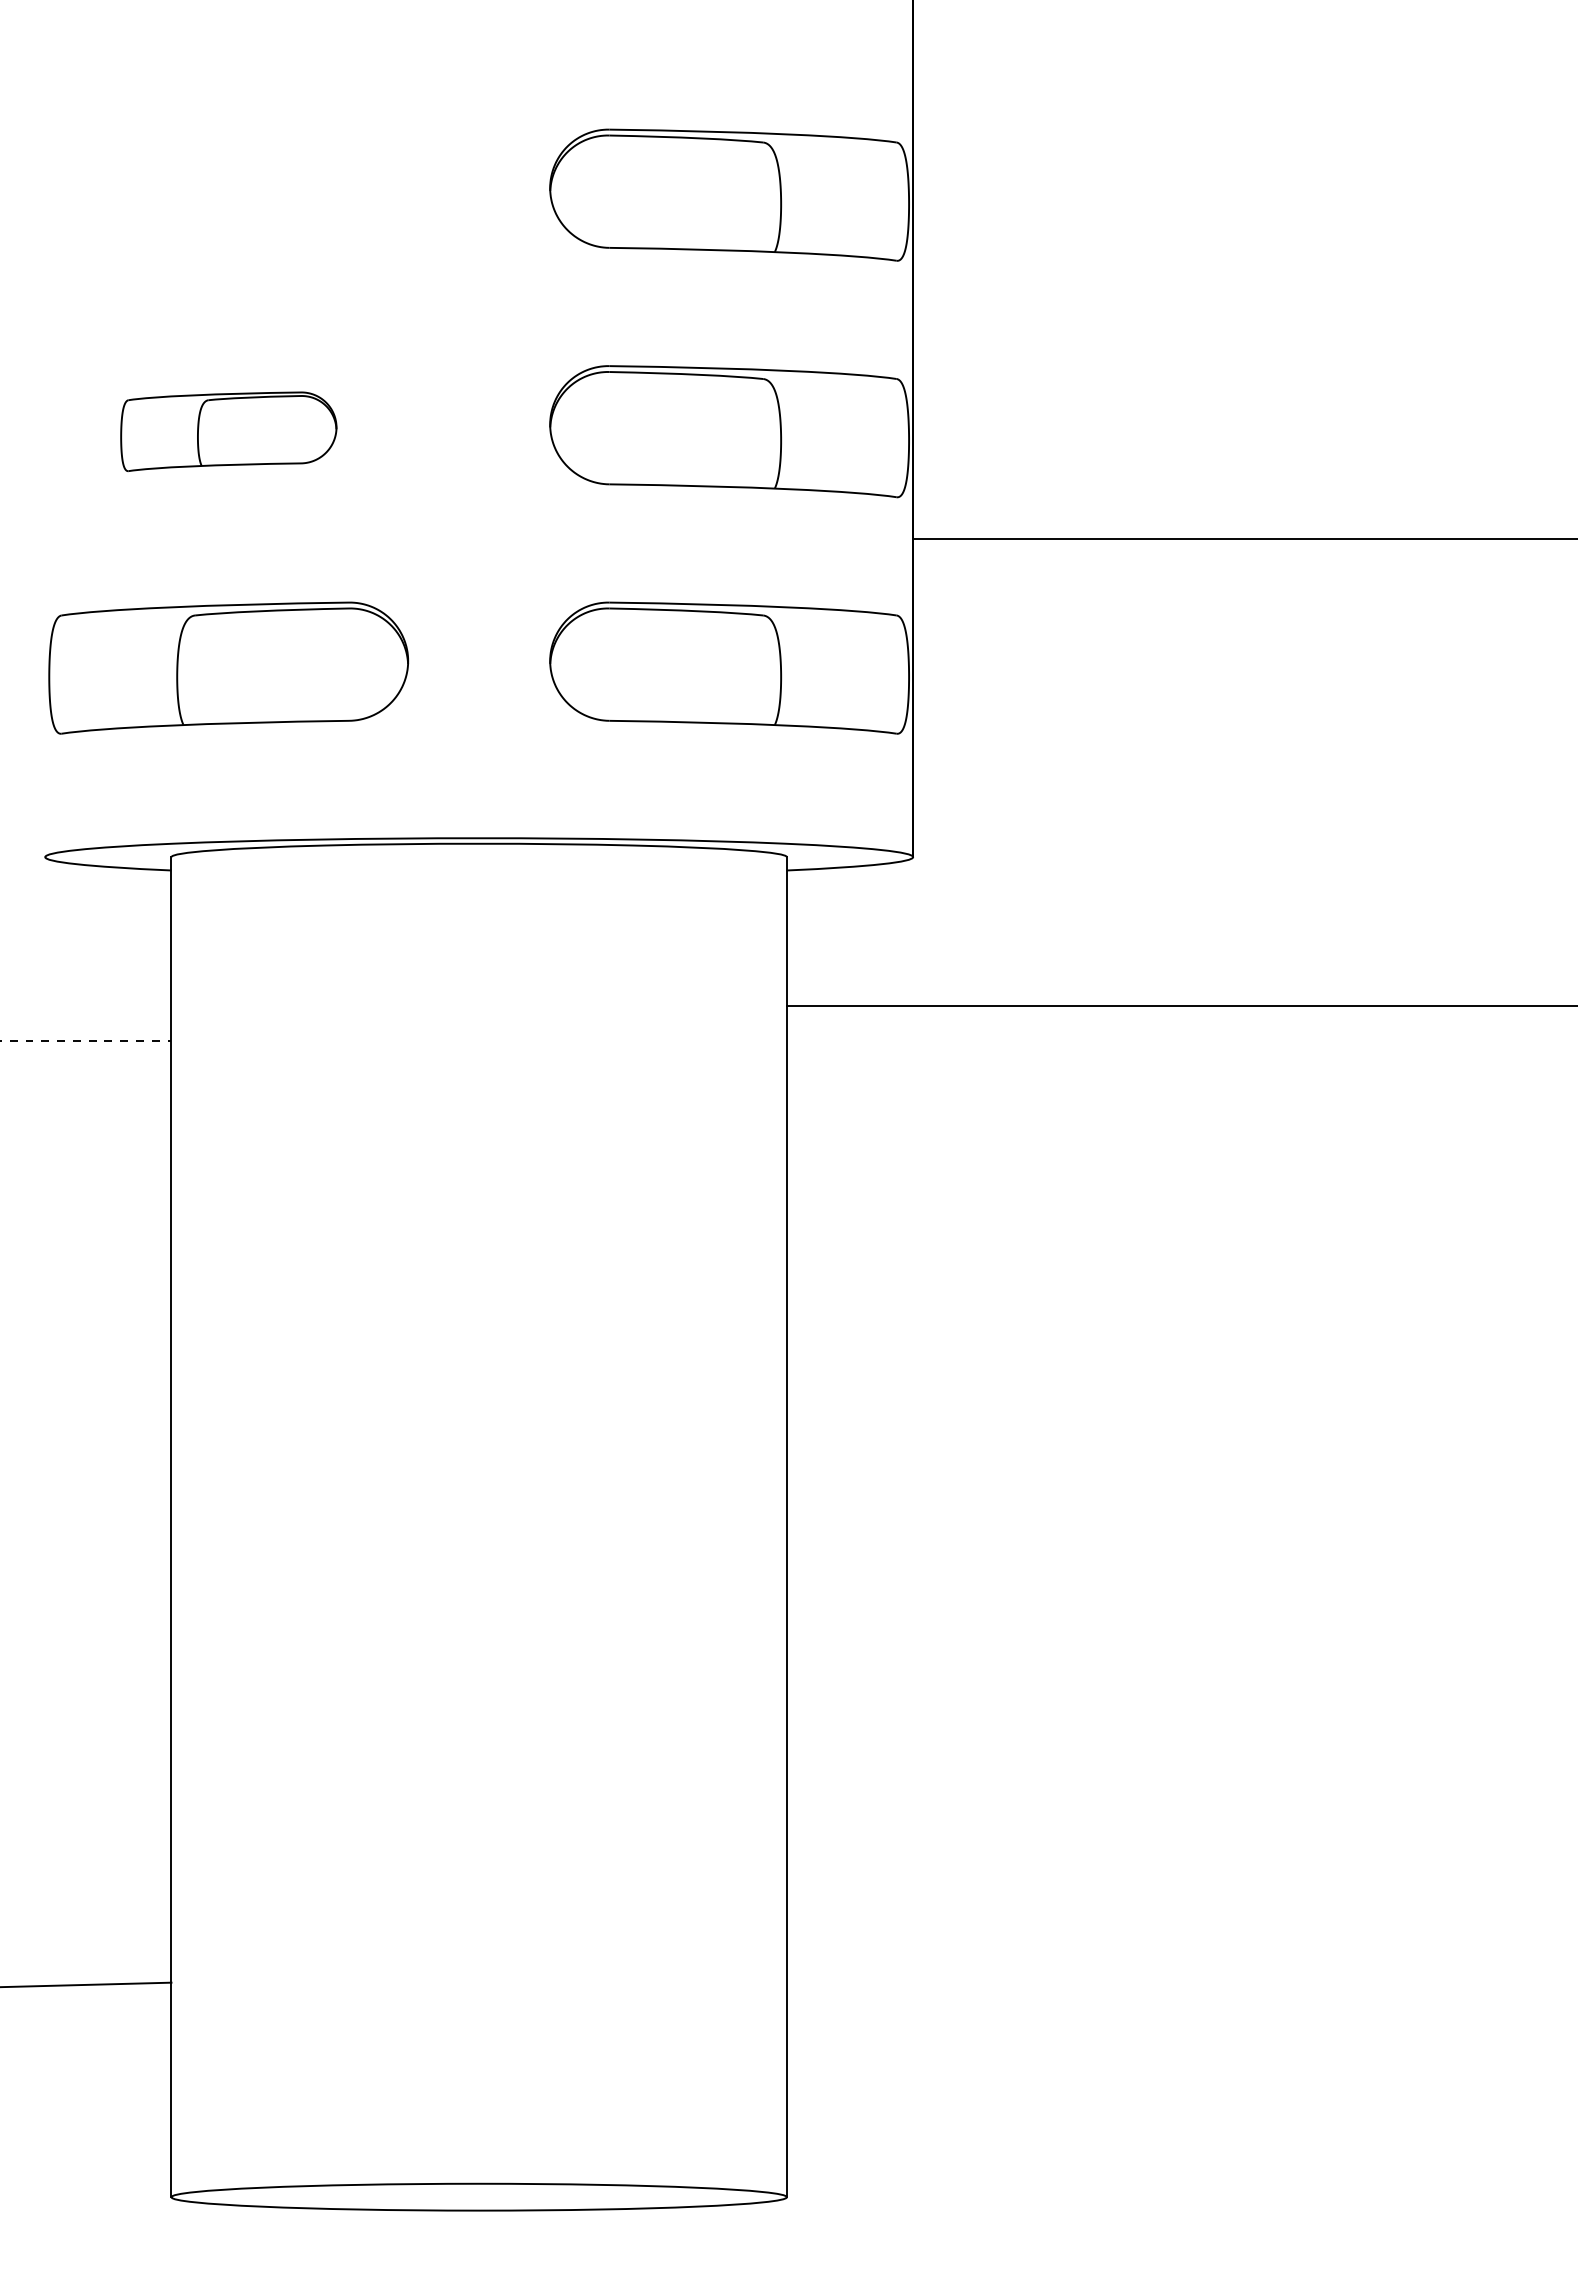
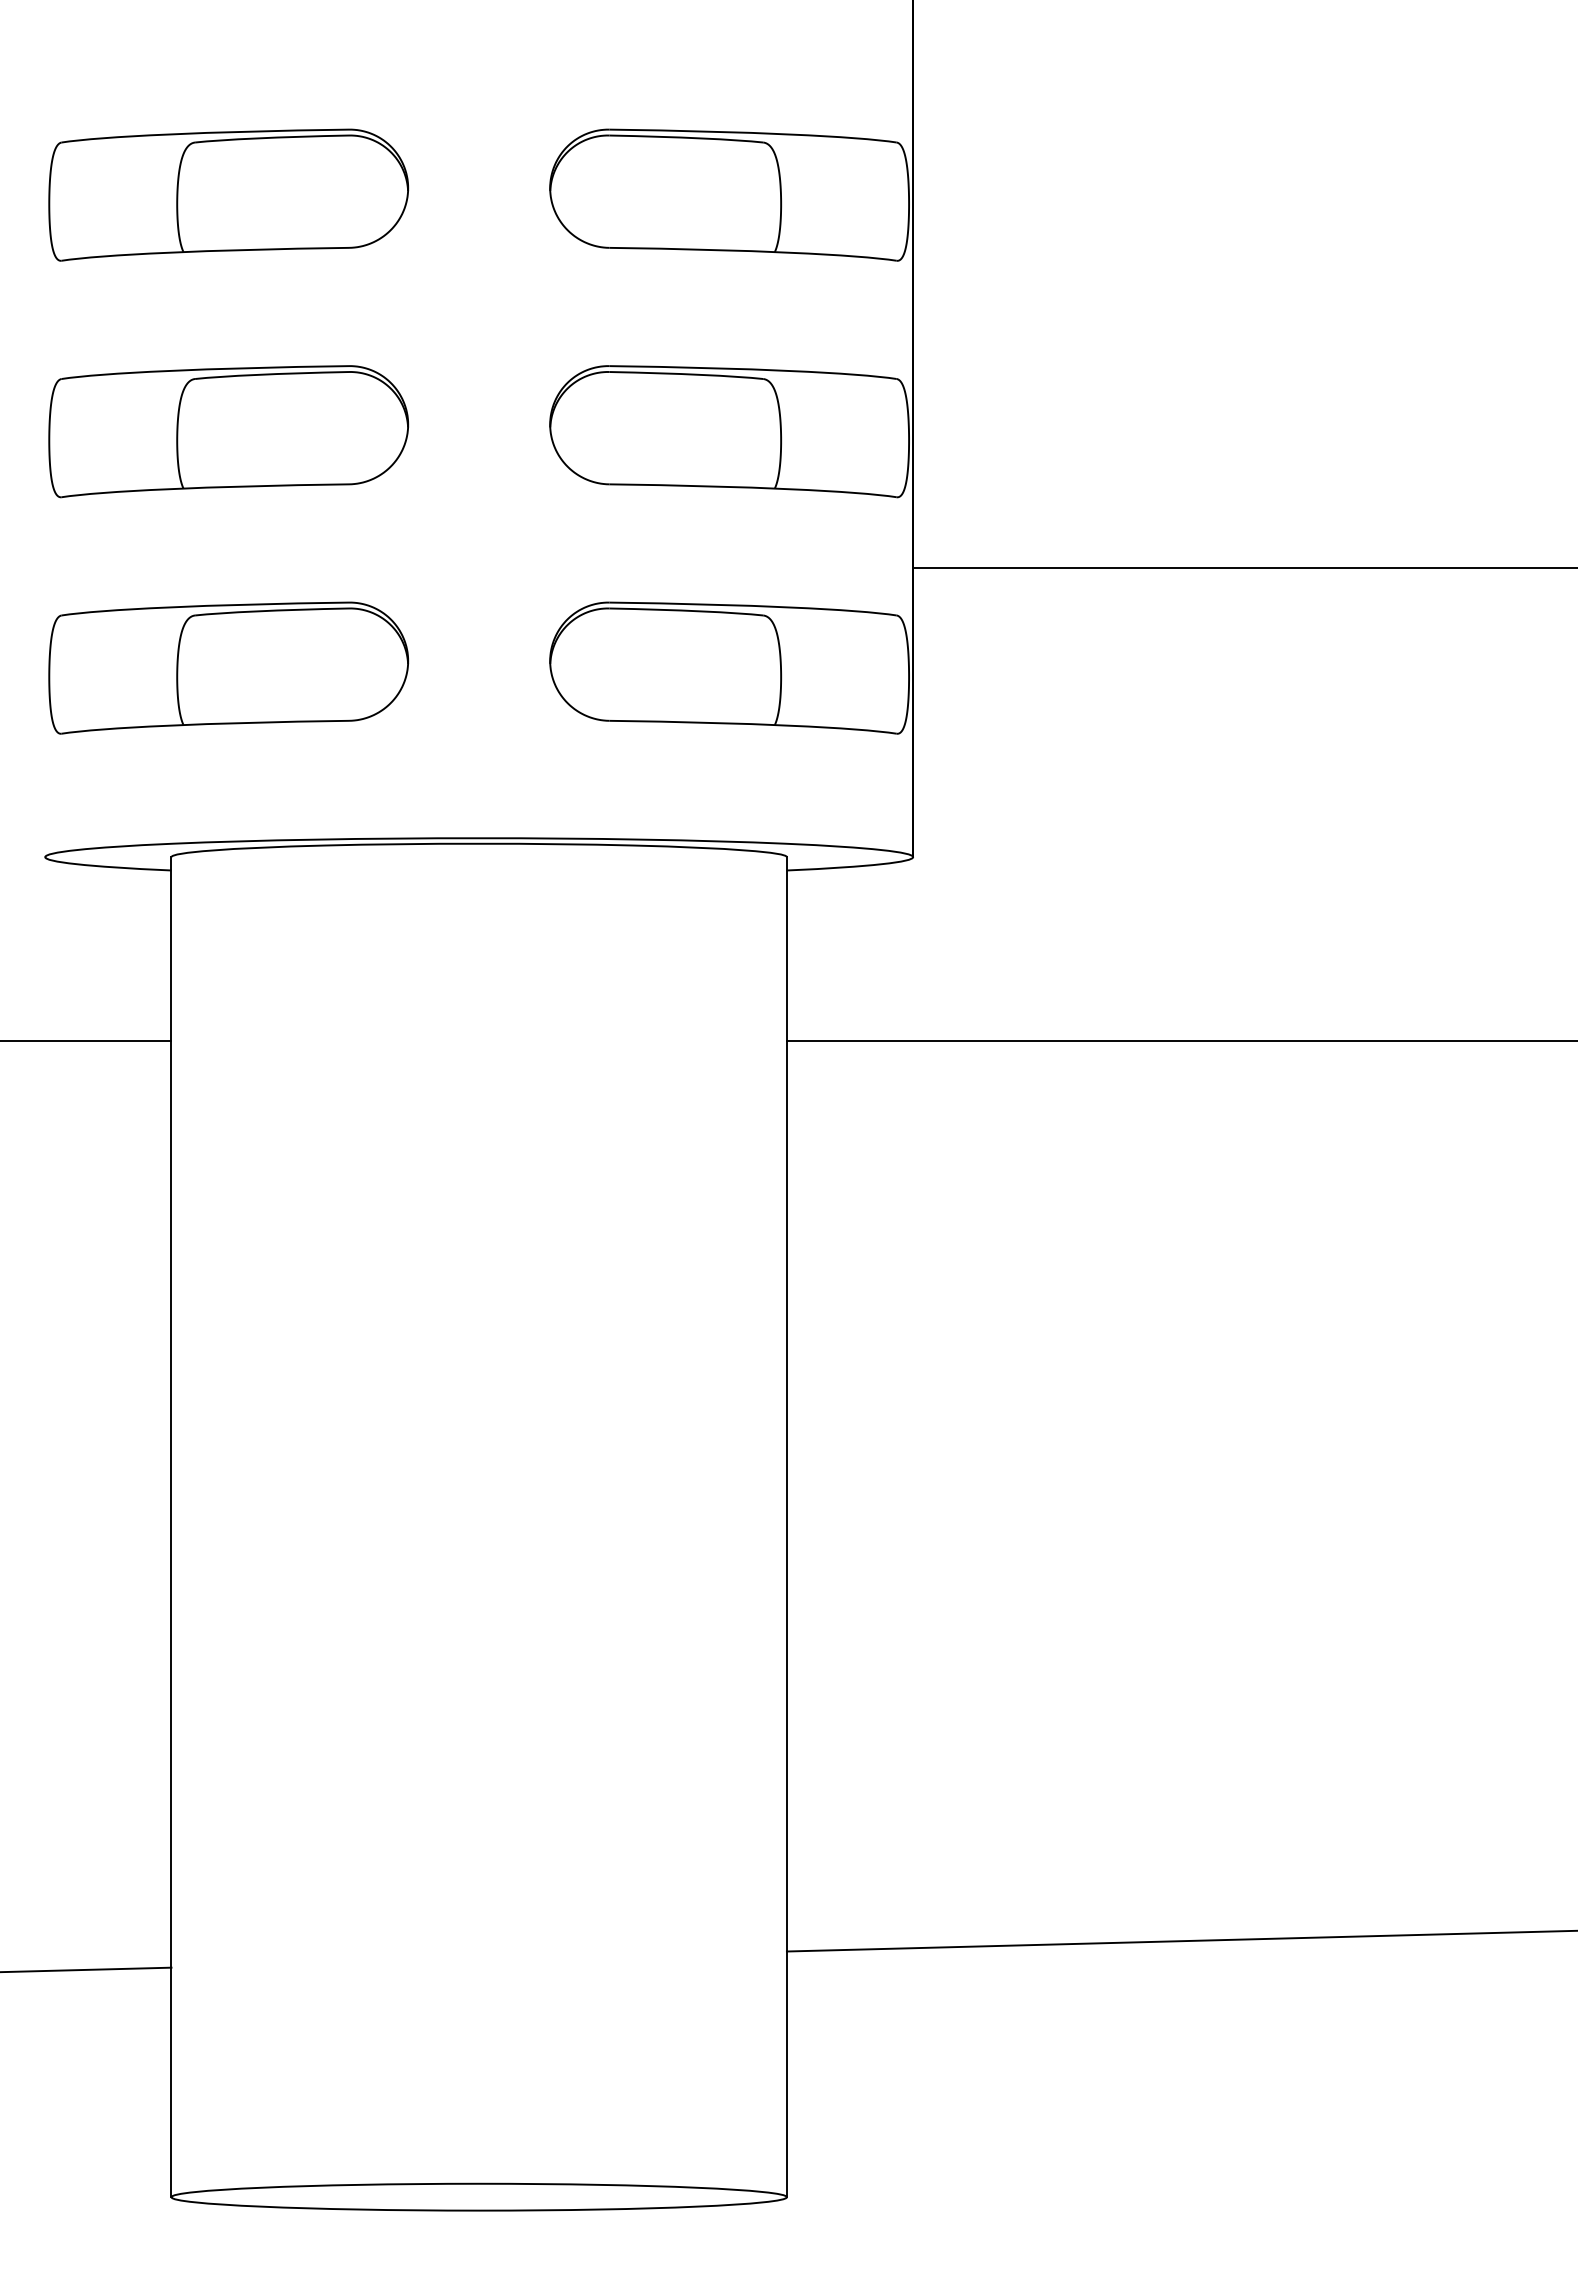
part: none -> present (228, 194)
part size: 218x81 px -> 362x134 px (228, 431)
line position: (1243, 538) -> (1243, 567) (1243, 567)
line position: (1180, 1006) -> (1180, 1041) (1180, 1041)
line: dashed -> solid (86, 1041)
line: none -> present (1180, 1940)
line position: (86, 1984) -> (86, 1969) (86, 1969)
